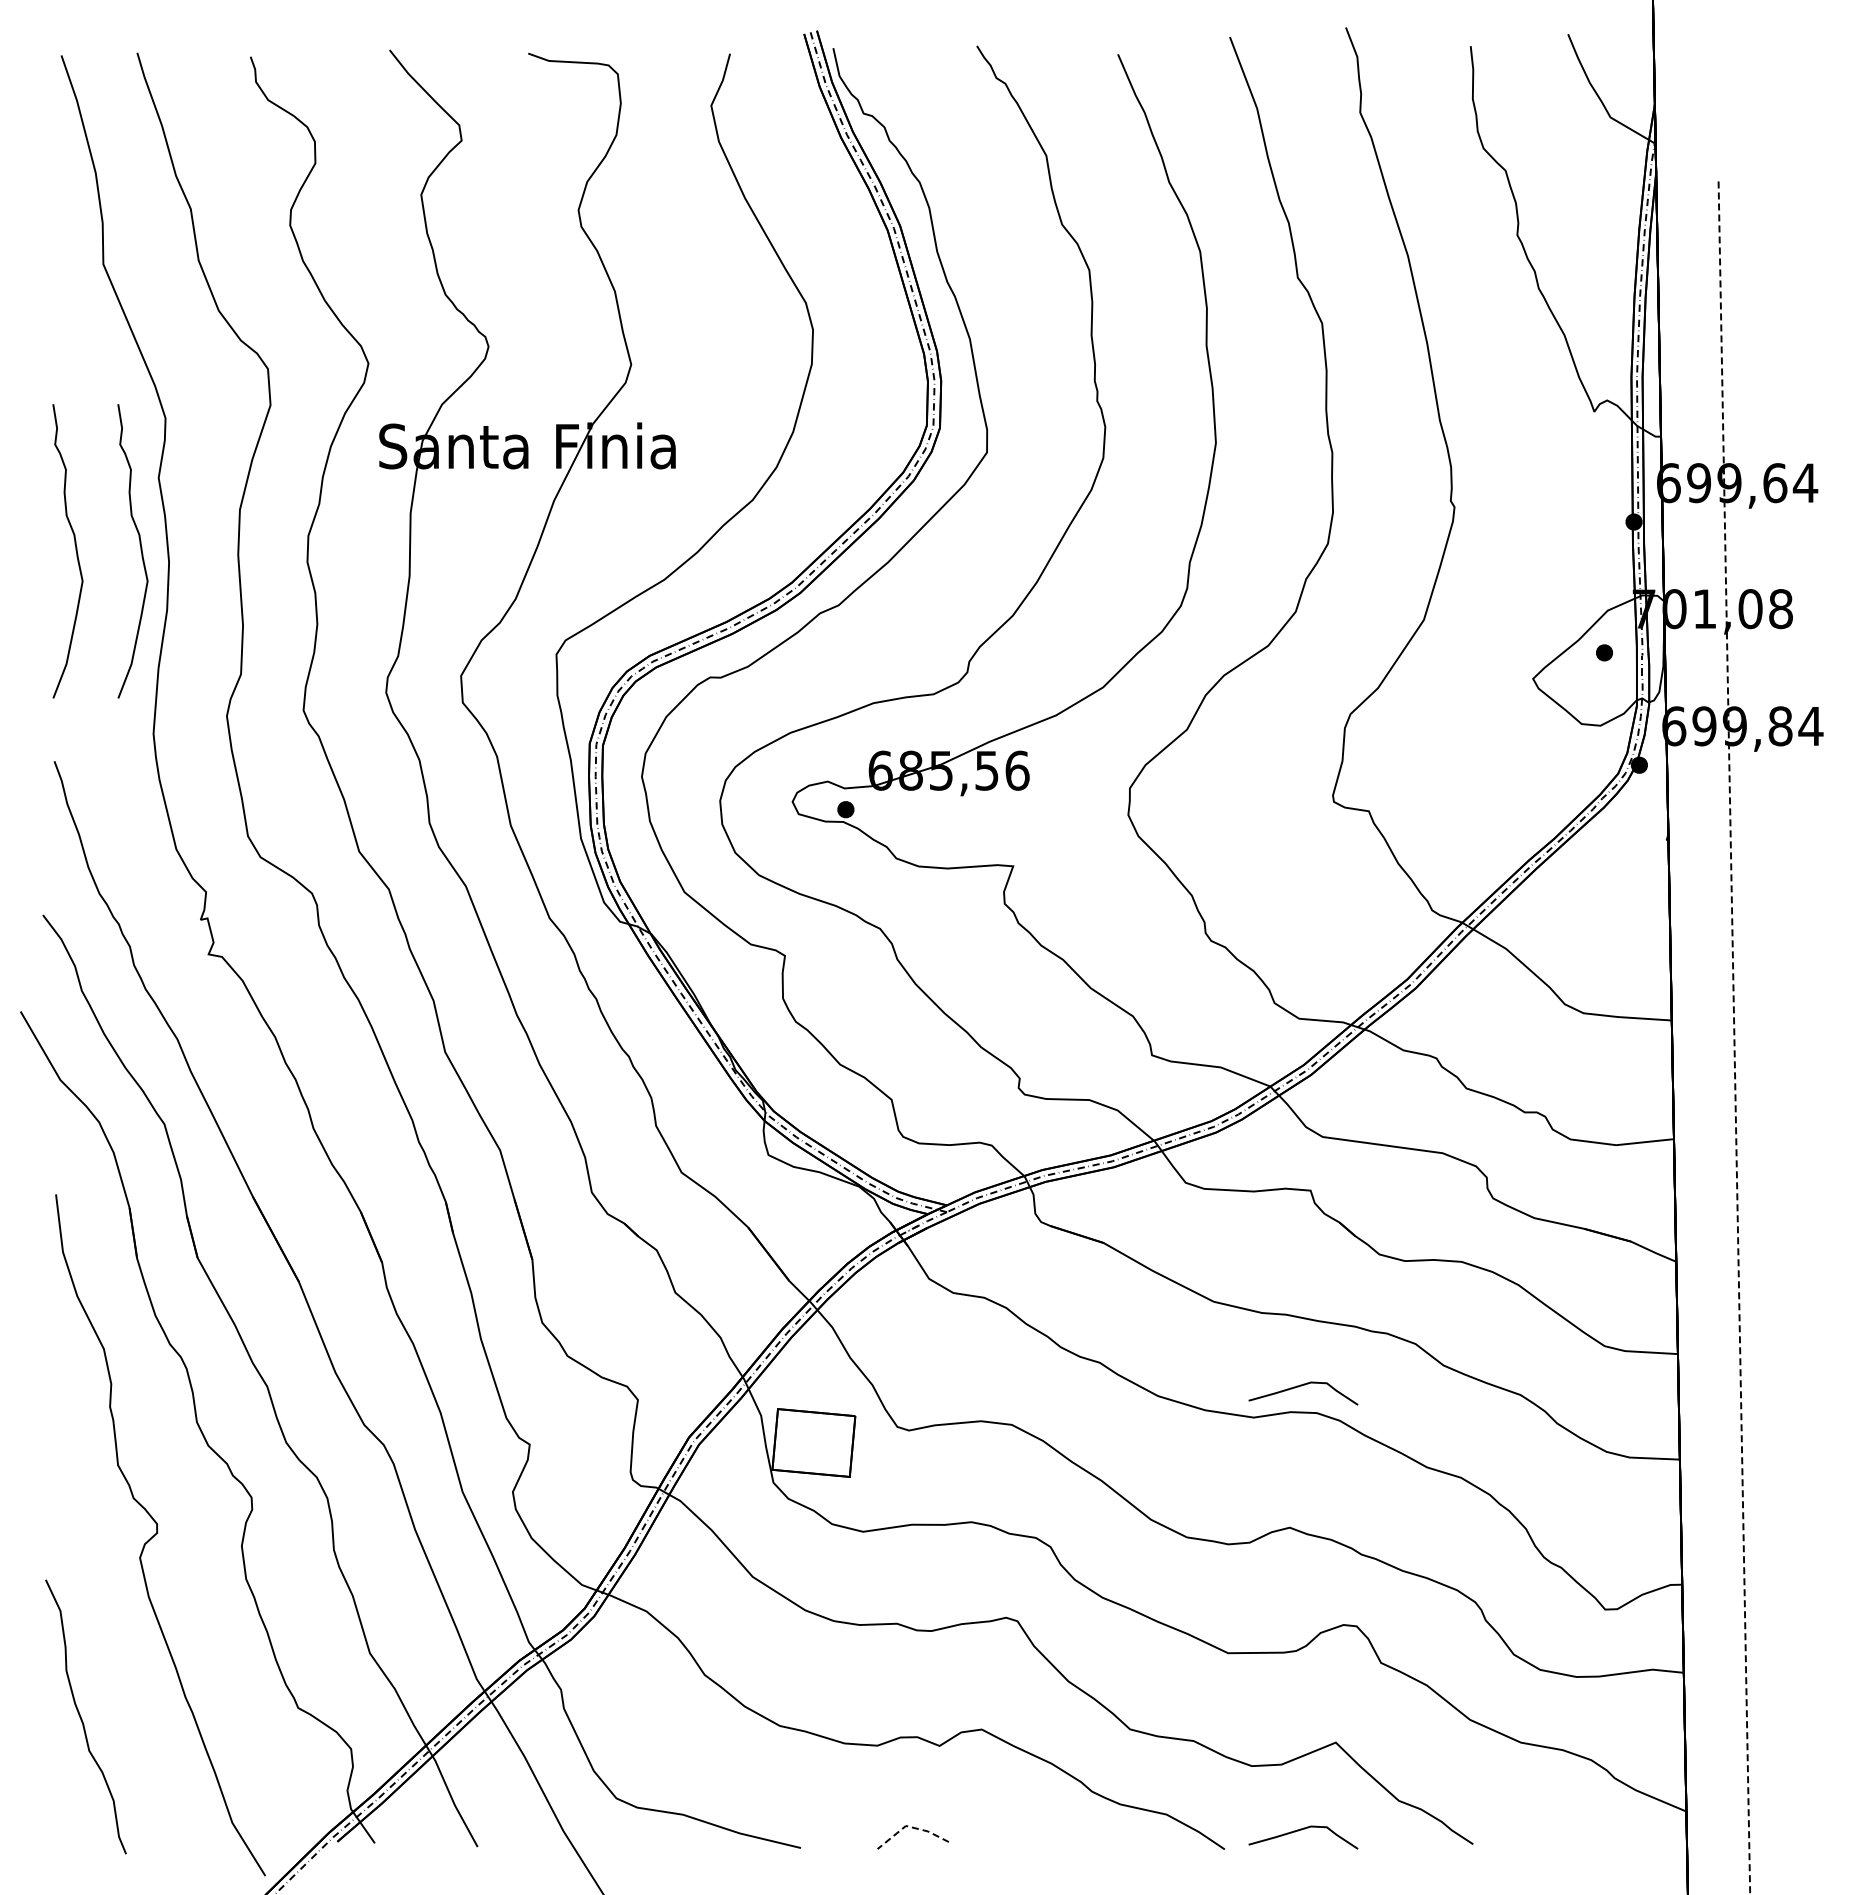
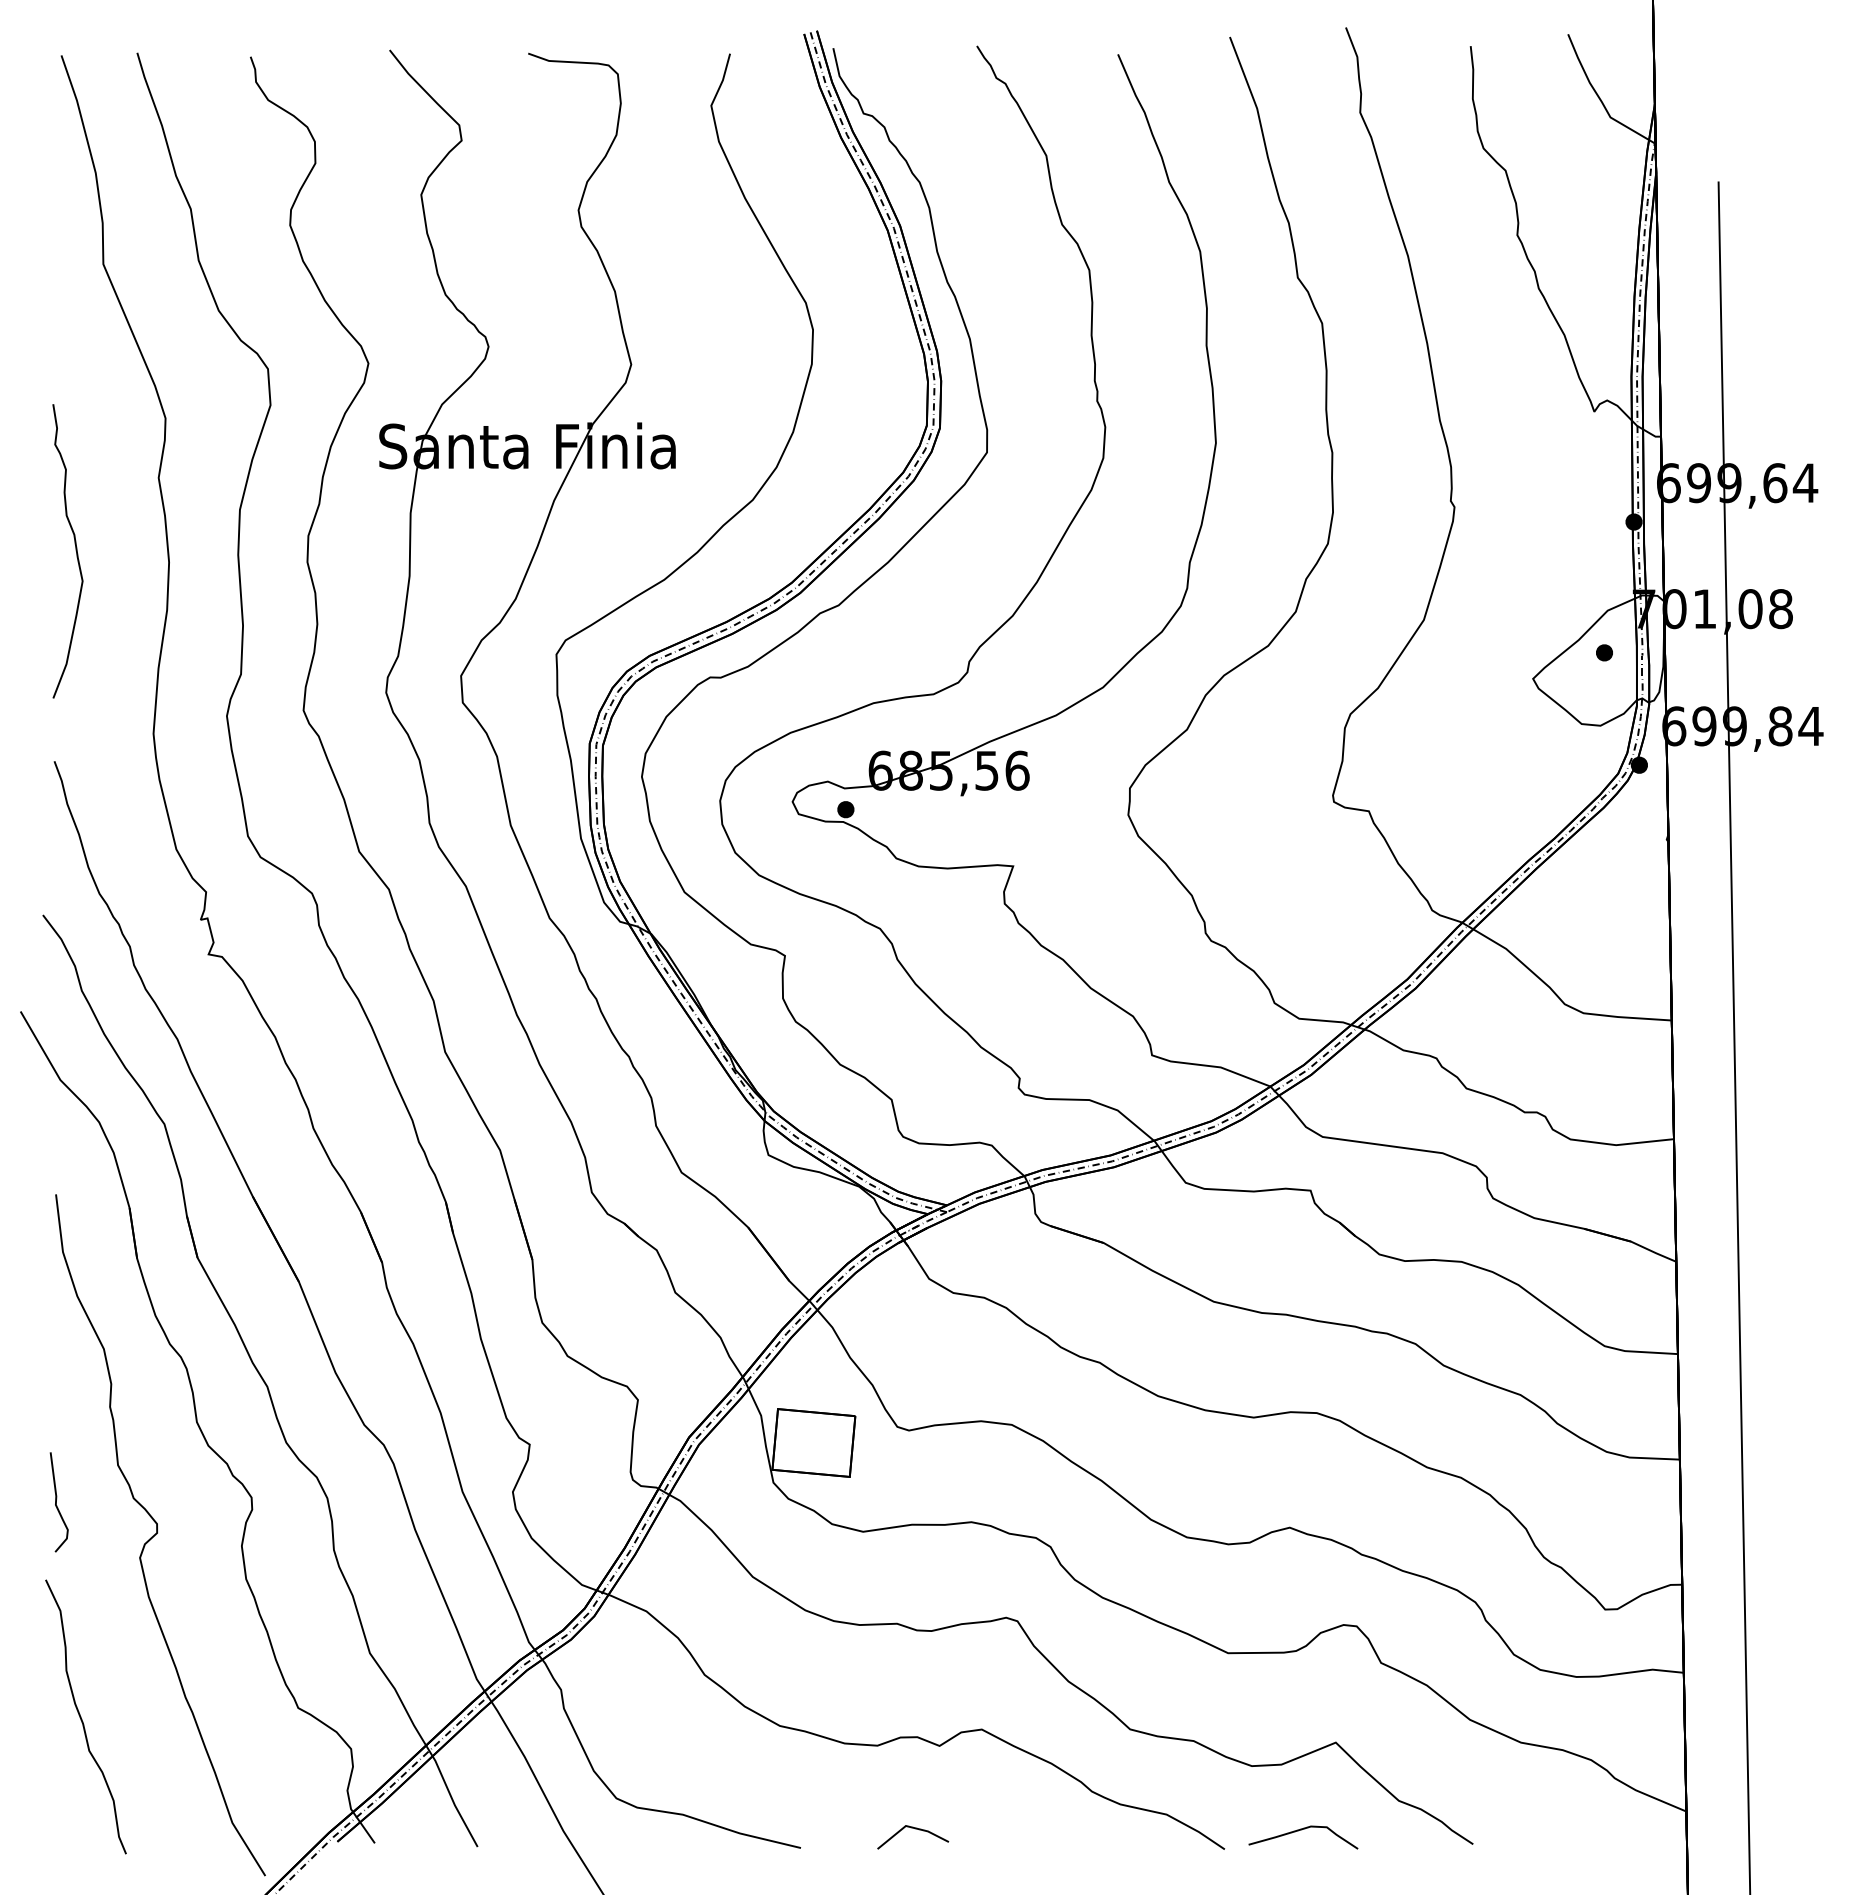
curve: present -> none (140, 550)
line: dashed -> solid (1734, 1038)
curve: present -> none (1301, 1386)
curve: none -> present (56, 1502)
line: dashed -> solid (910, 1827)
